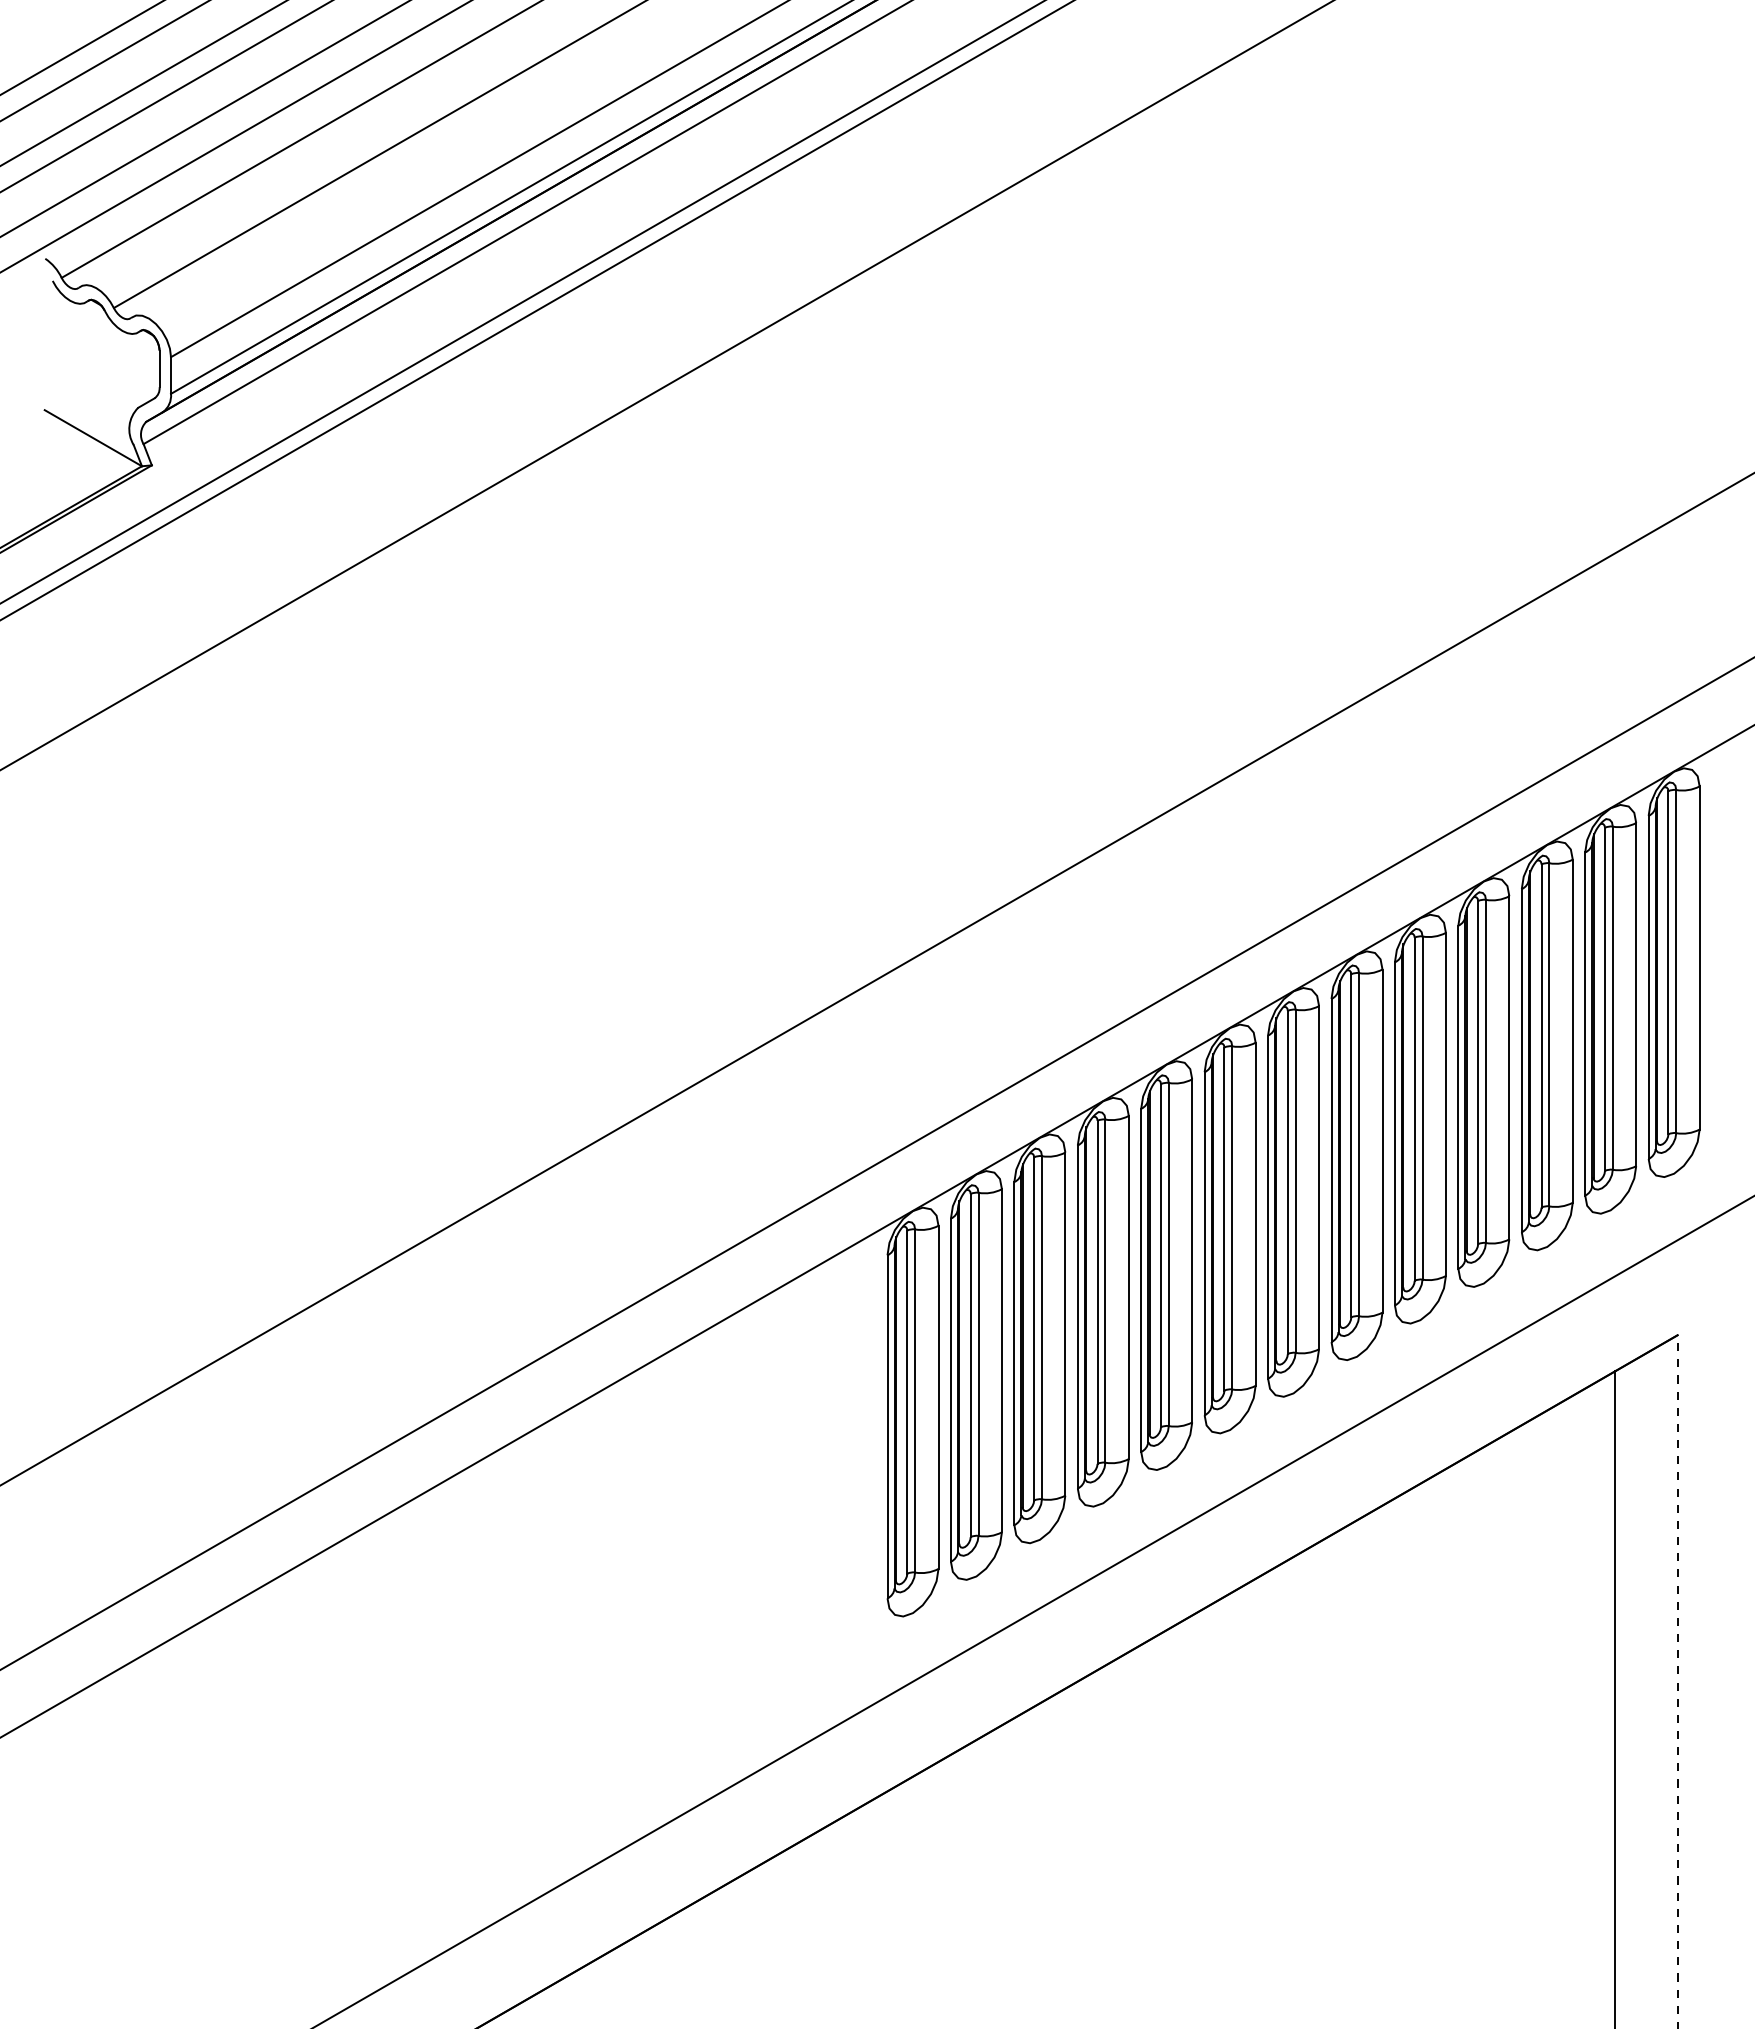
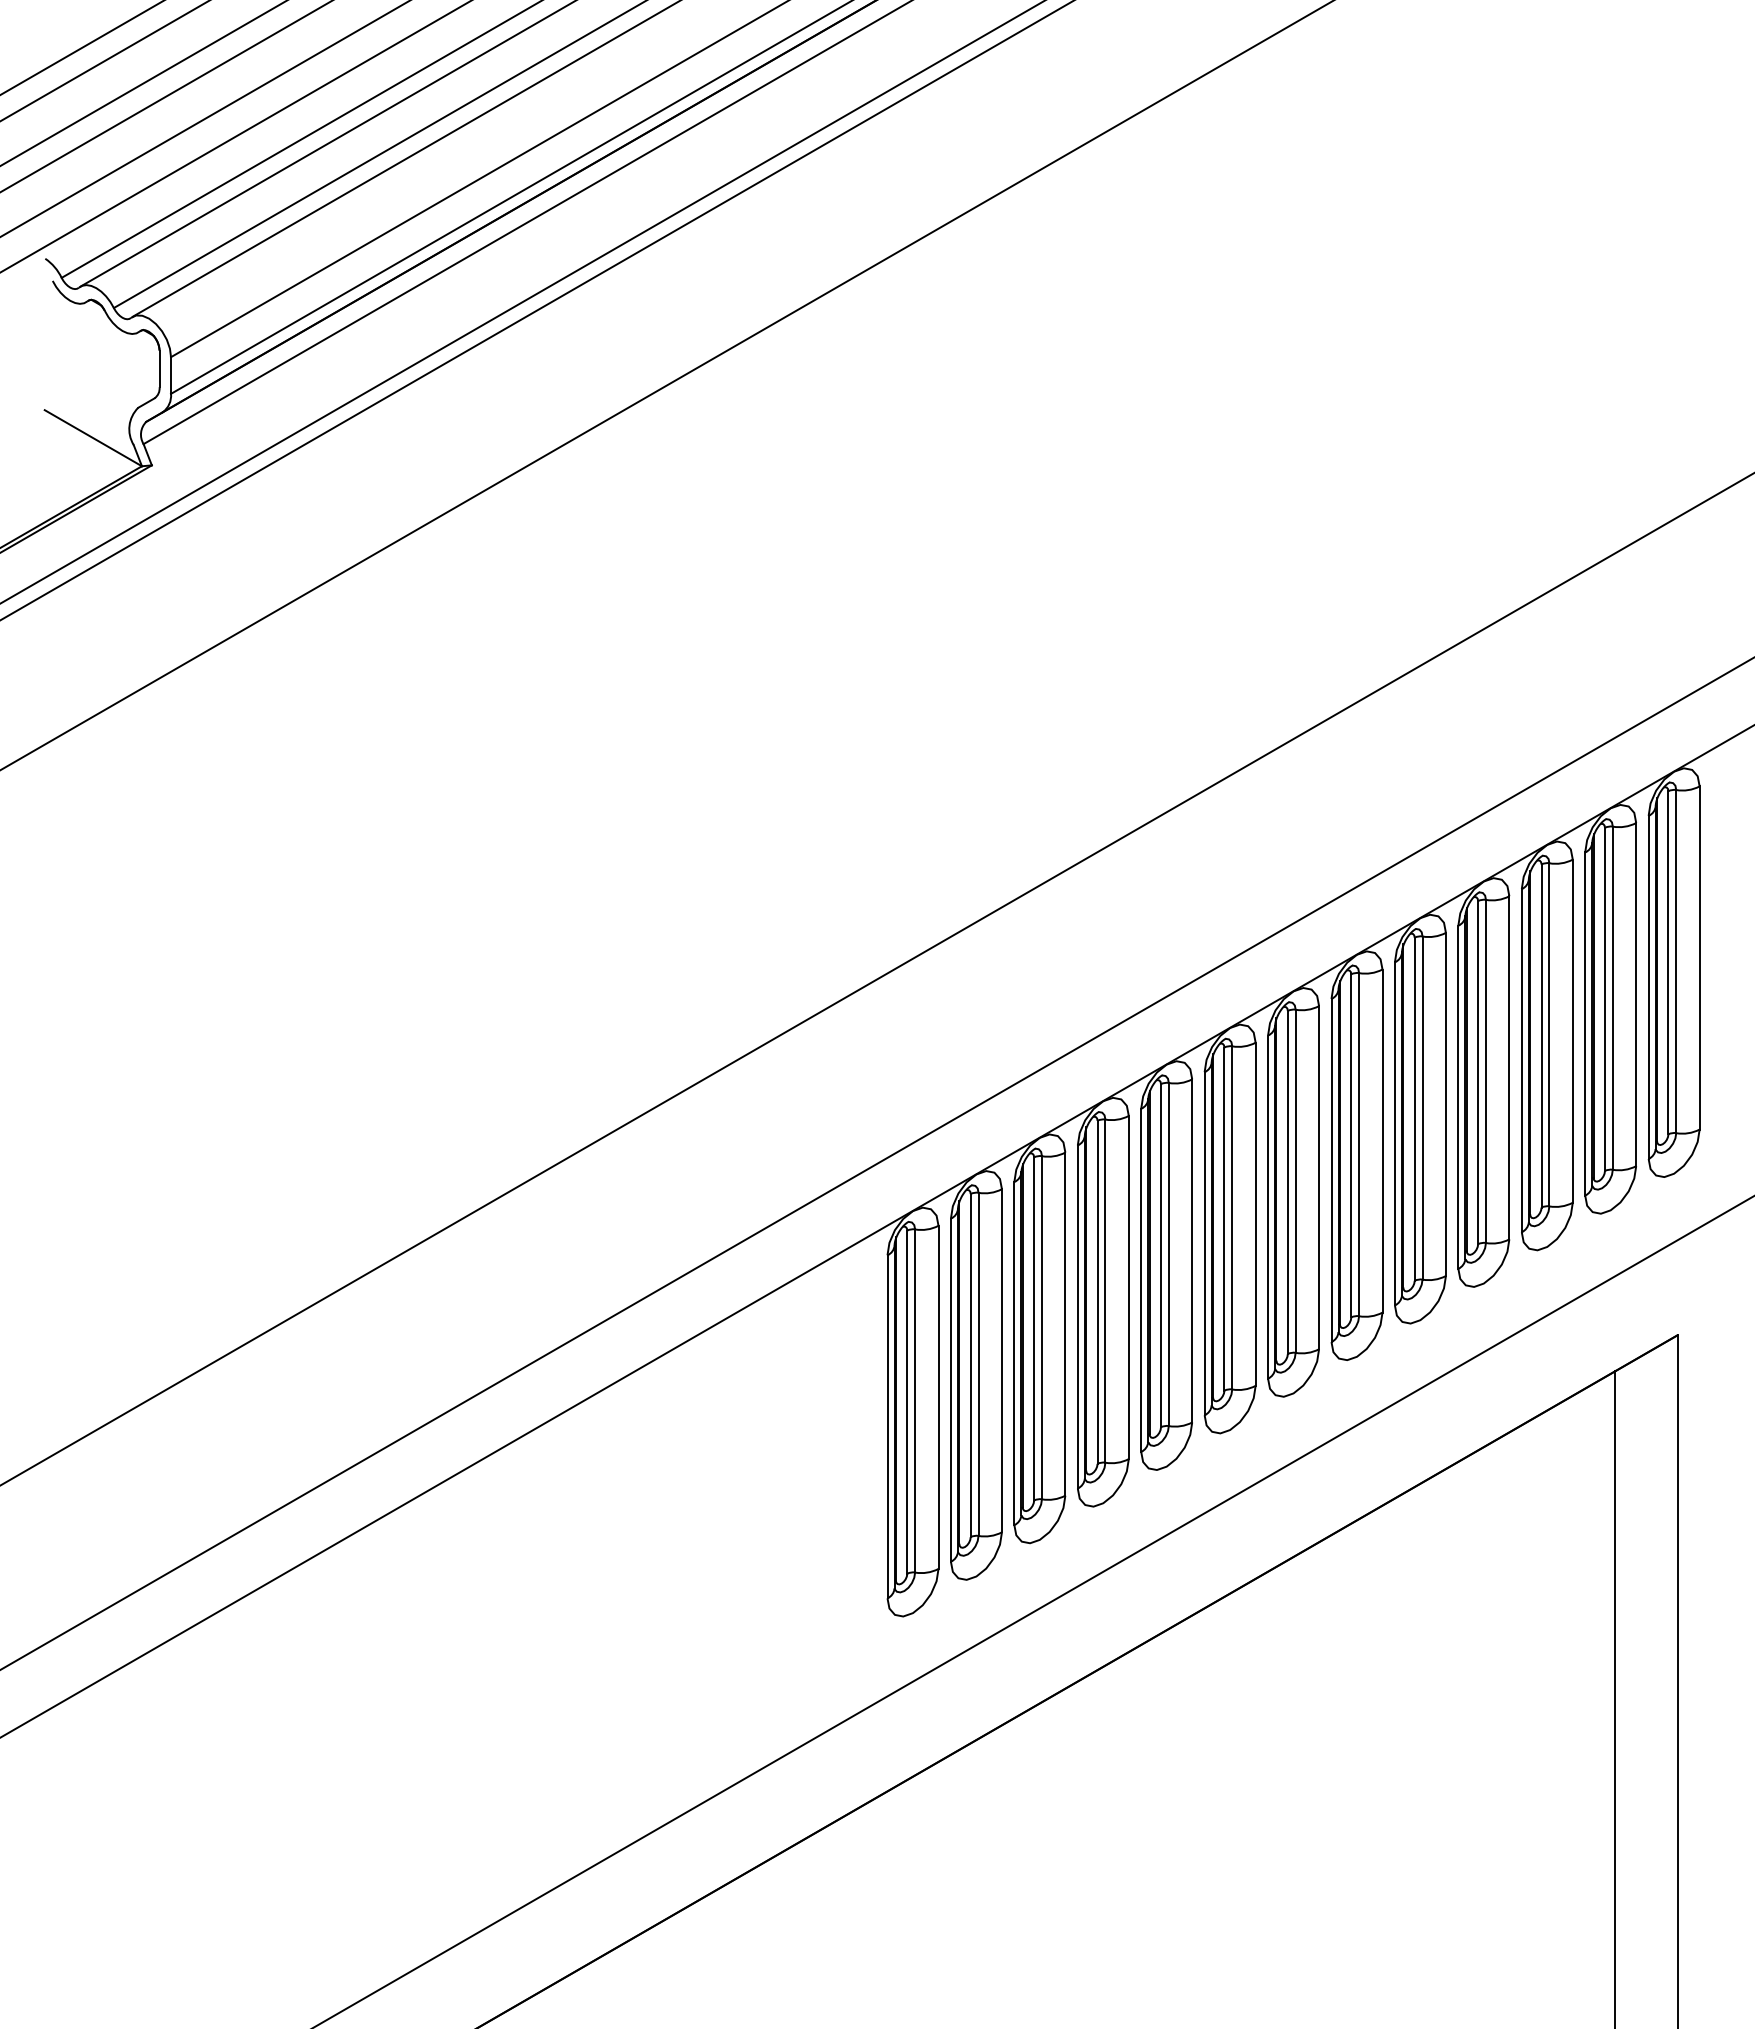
line: none -> present (326, 144)
line: none -> present (404, 159)
line: dashed -> solid (1677, 1681)
